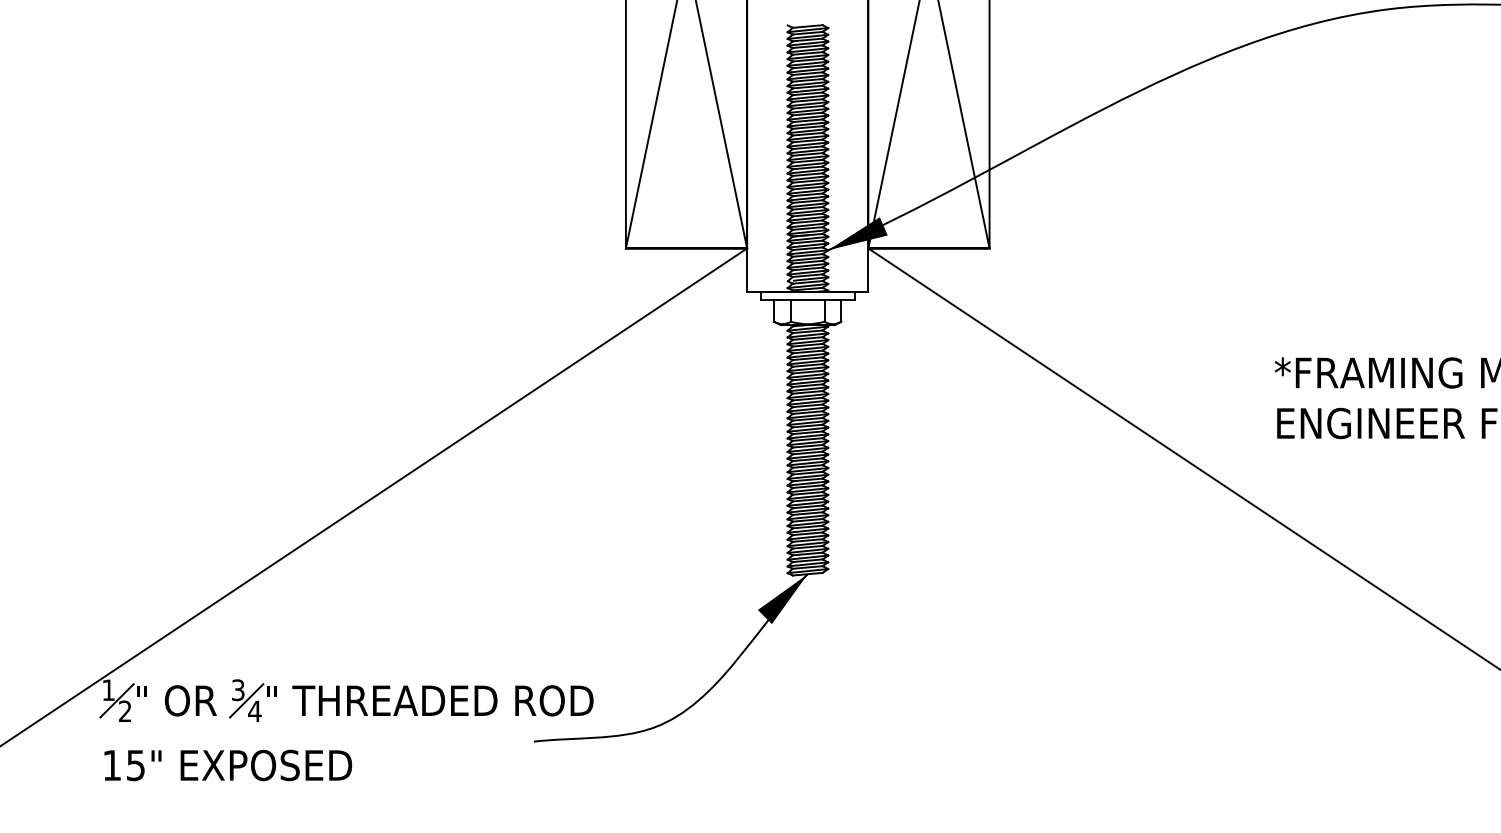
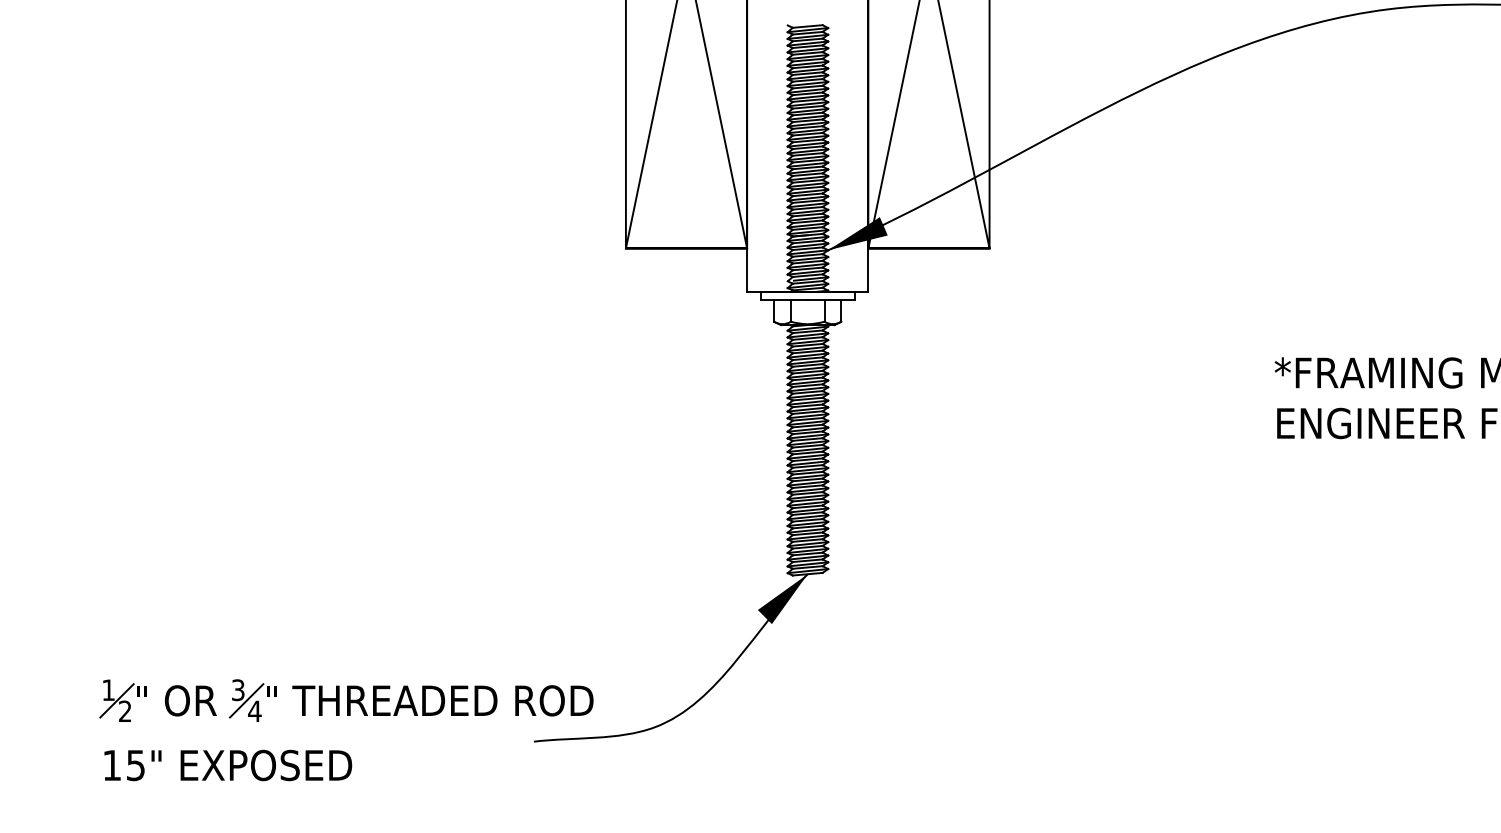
line: present -> none (1182, 457)
line: present -> none (374, 496)
